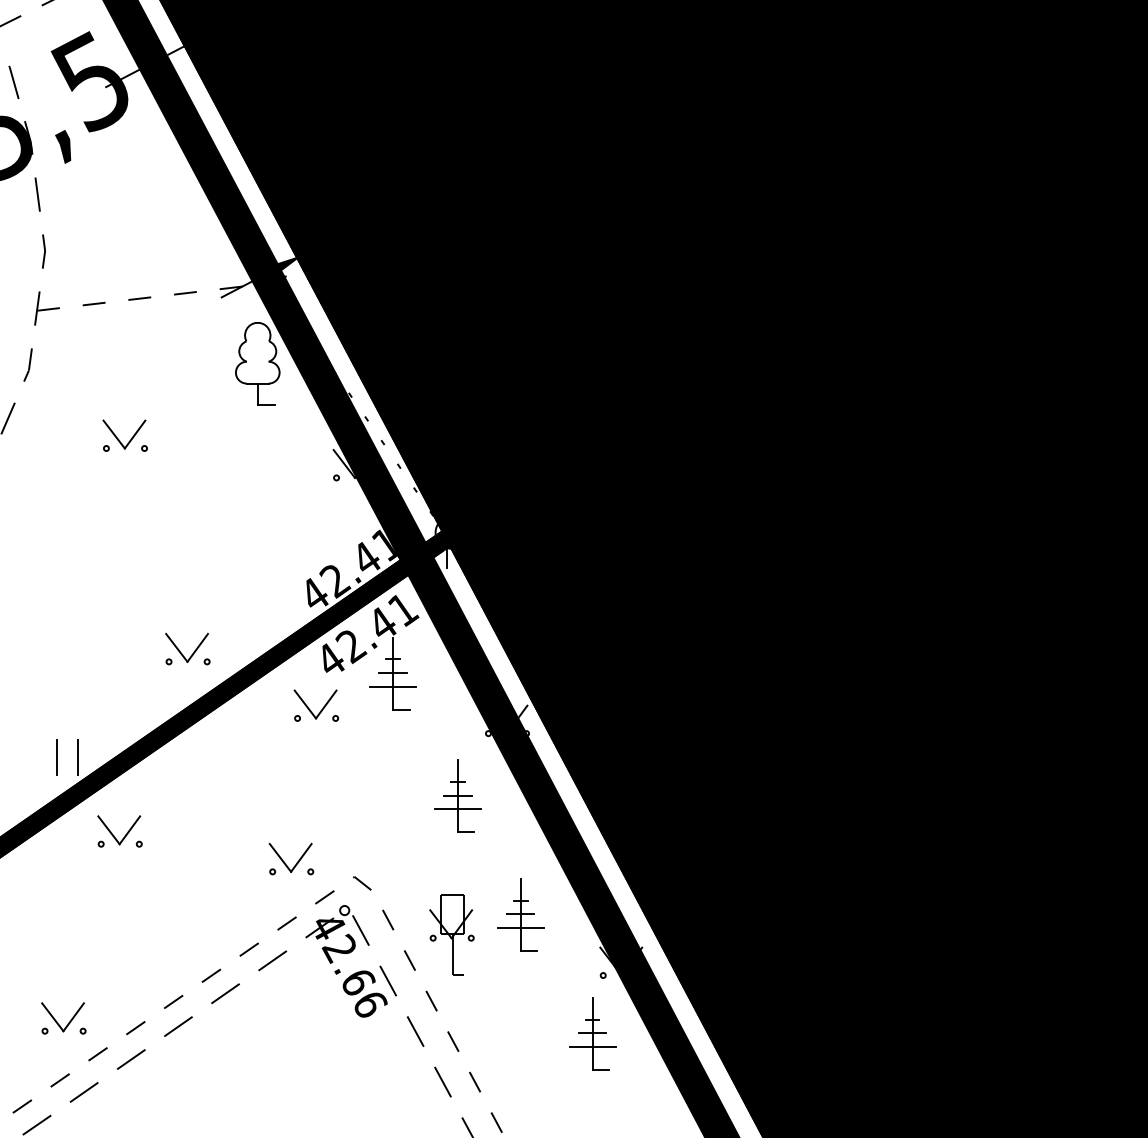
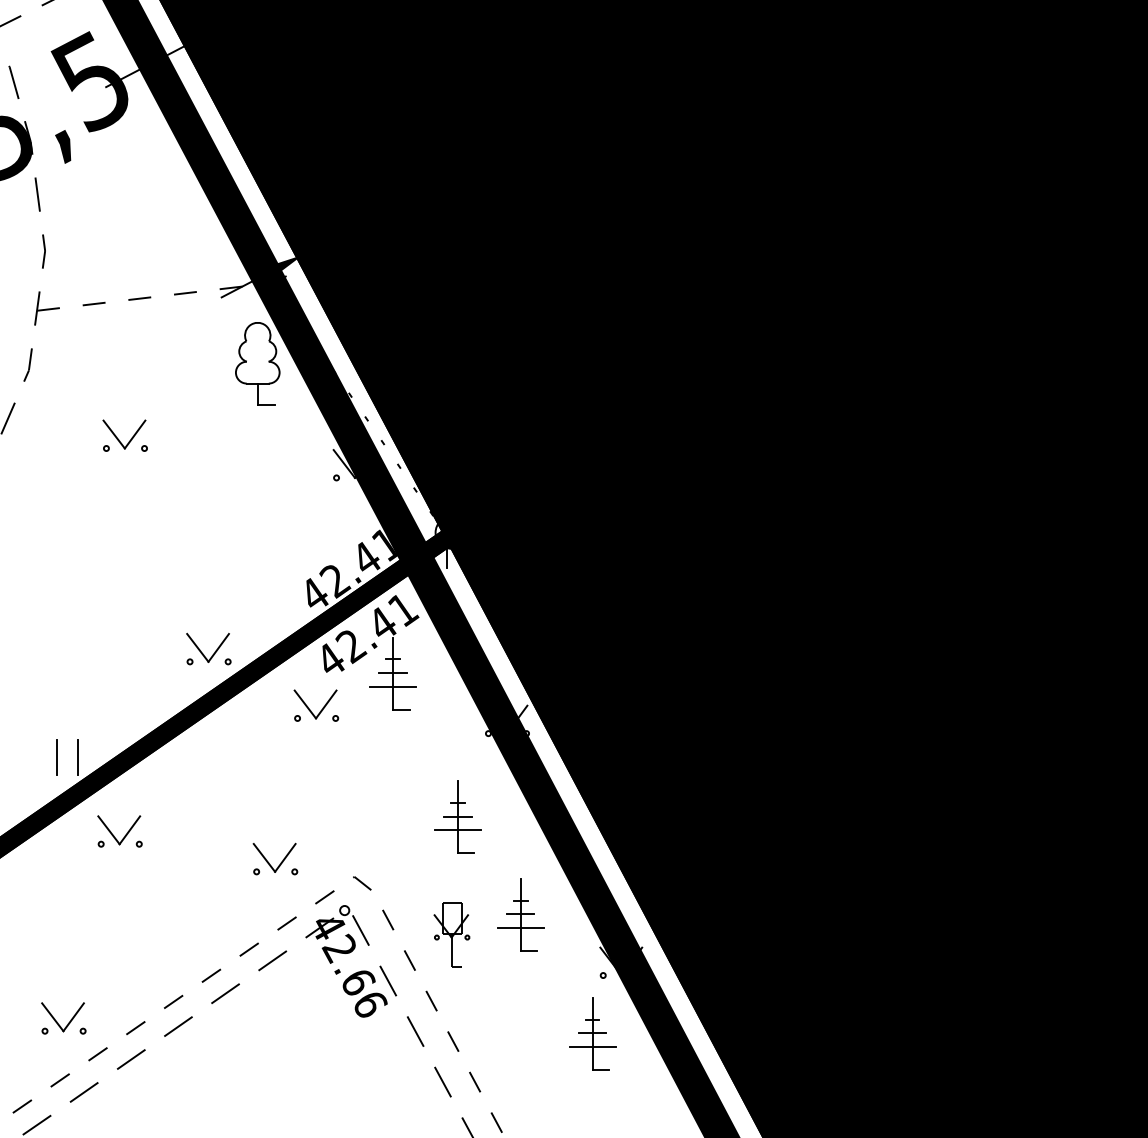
part position: (193, 651) -> (214, 651) (214, 651)
part position: (457, 795) -> (457, 816) (457, 816)
part position: (296, 862) -> (280, 862) (280, 862)
part size: 46x82 px -> 38x66 px (451, 934)
